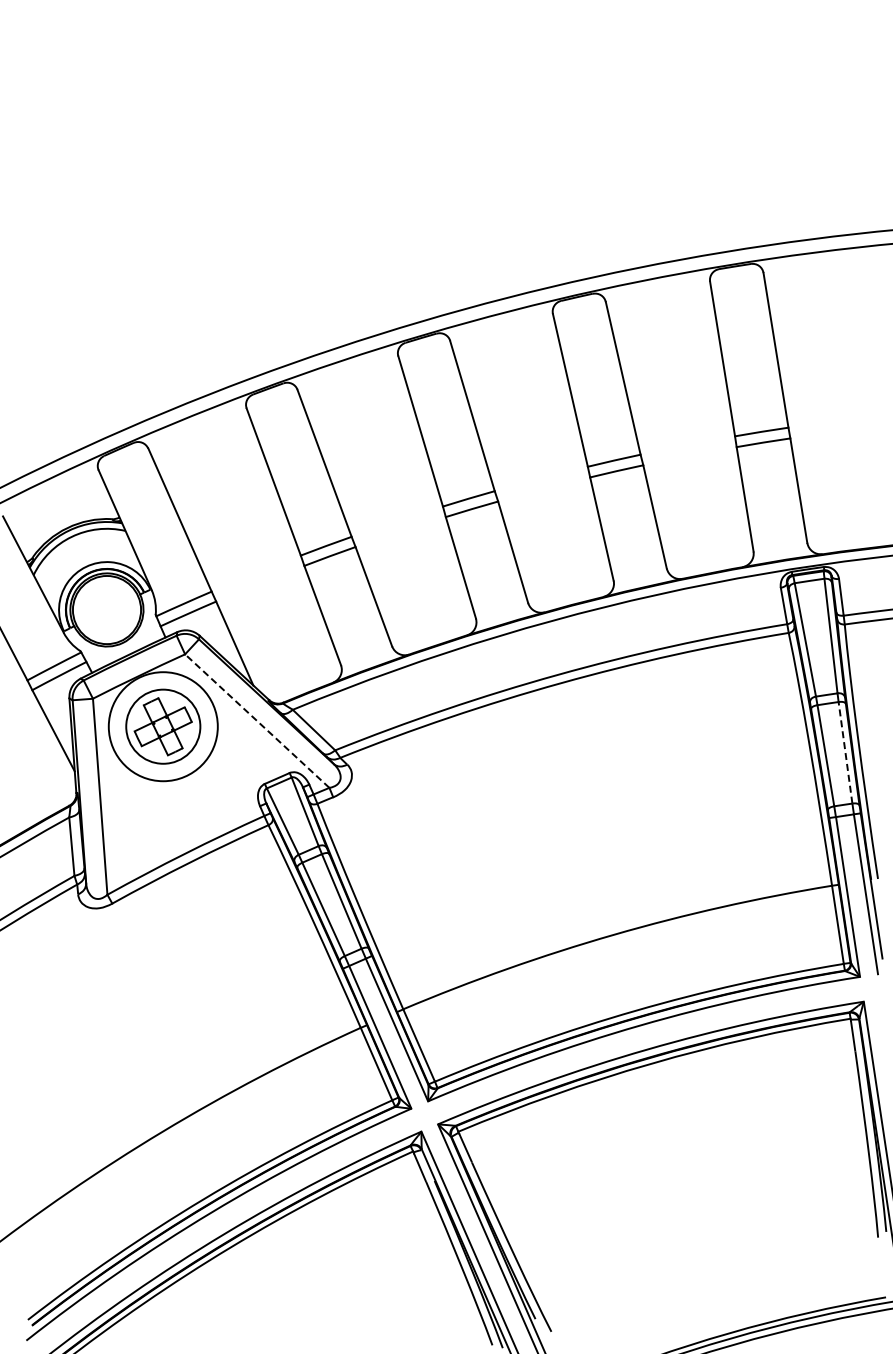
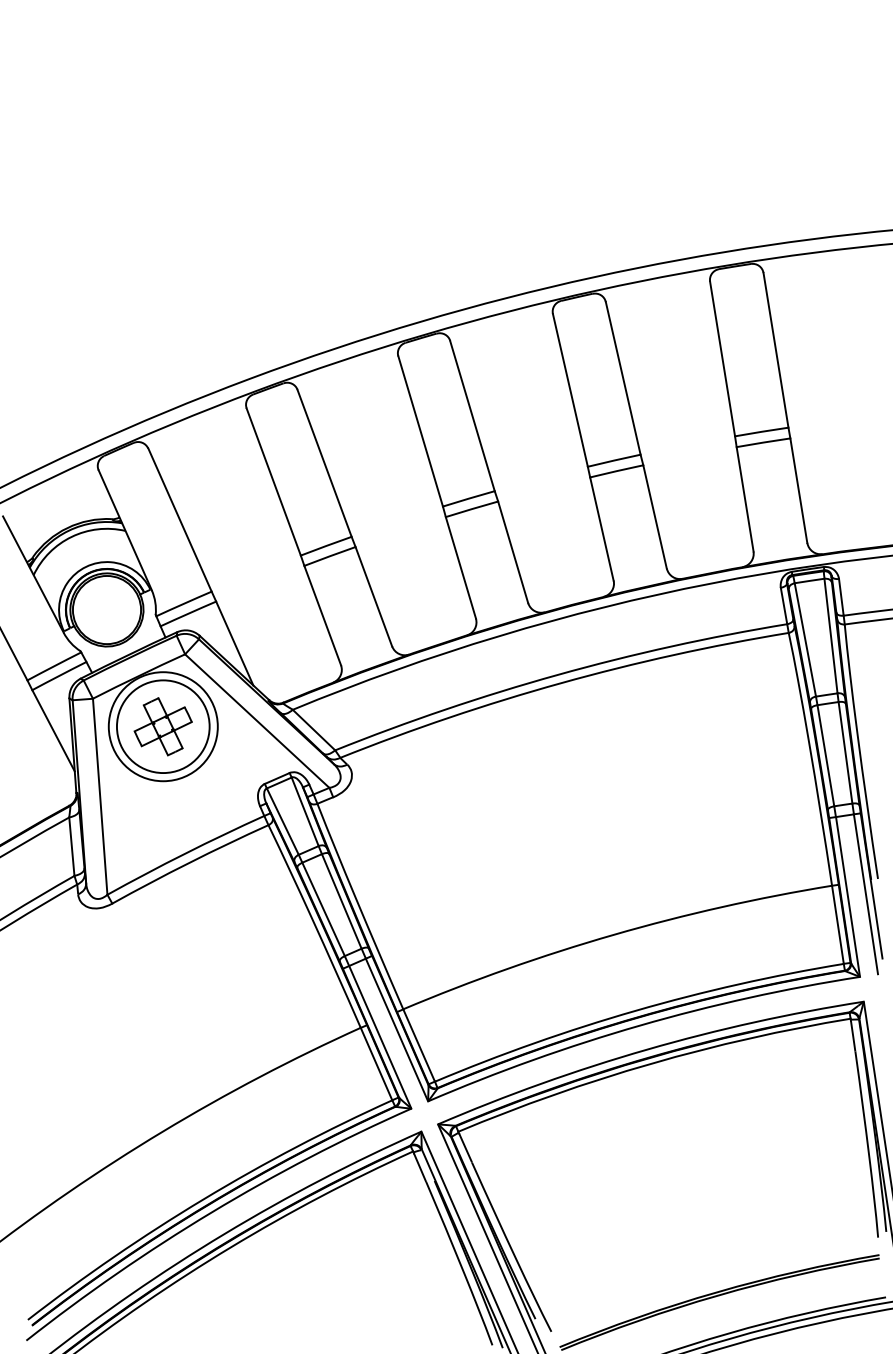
line: dashed -> solid (256, 720)
circle diameter: 74 px -> 93 px (162, 726)
line: dashed -> solid (845, 752)
part: none -> present (719, 1302)
